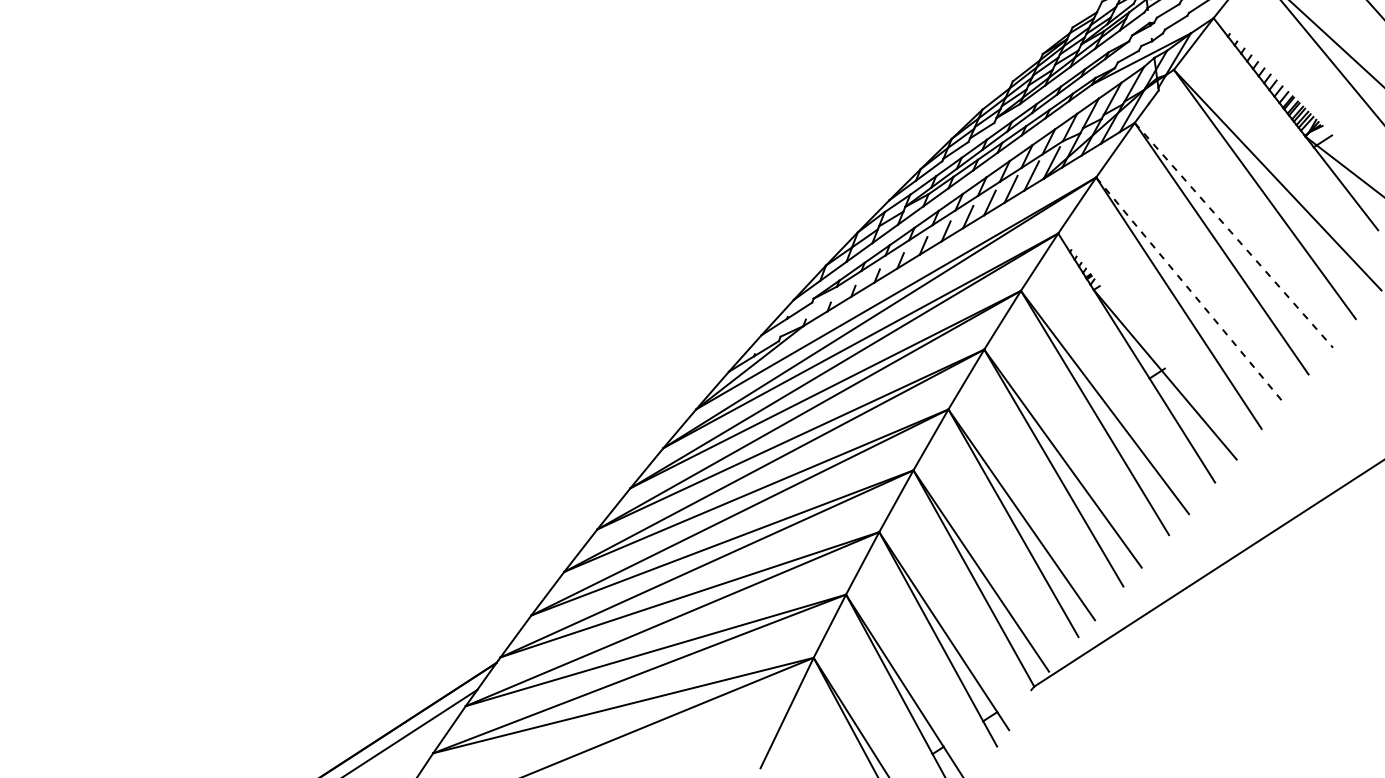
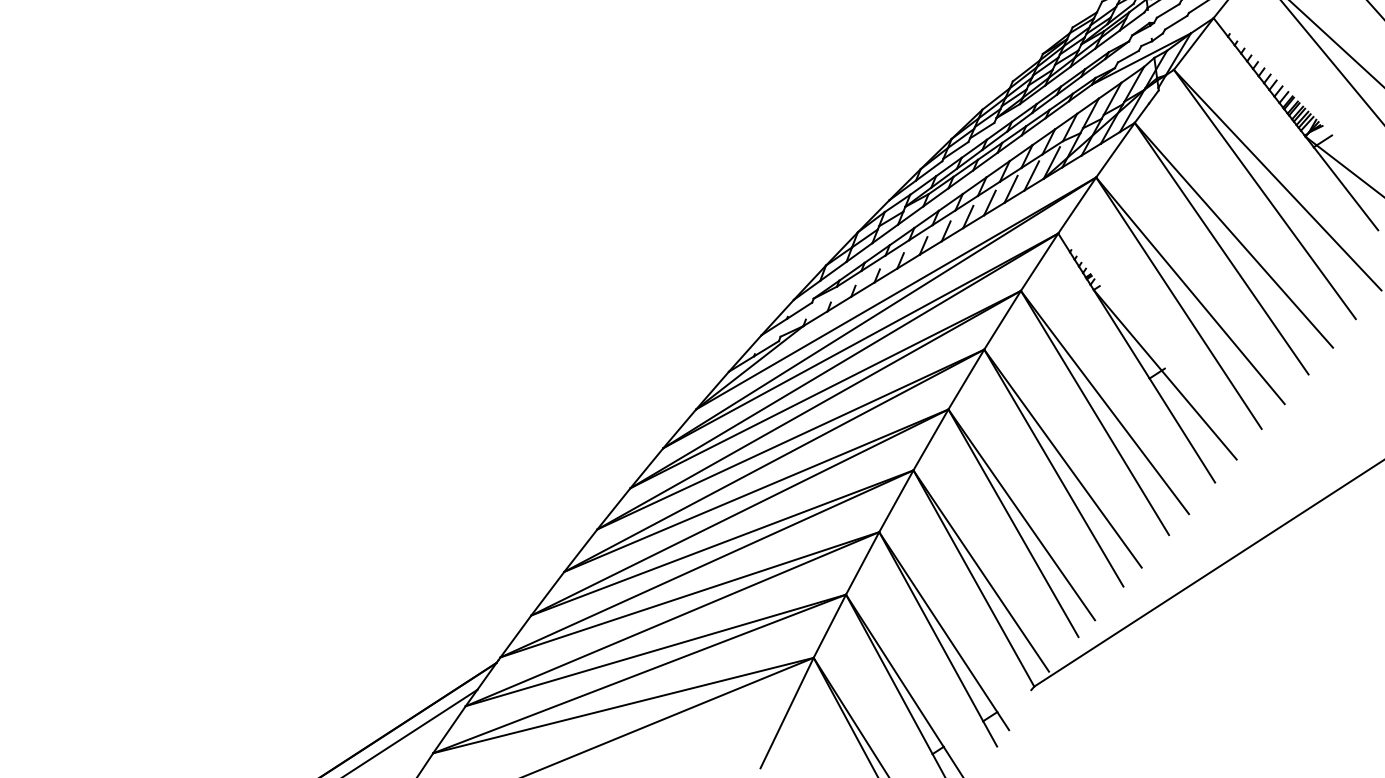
line: dashed -> solid (1233, 235)
line: dashed -> solid (1190, 291)
